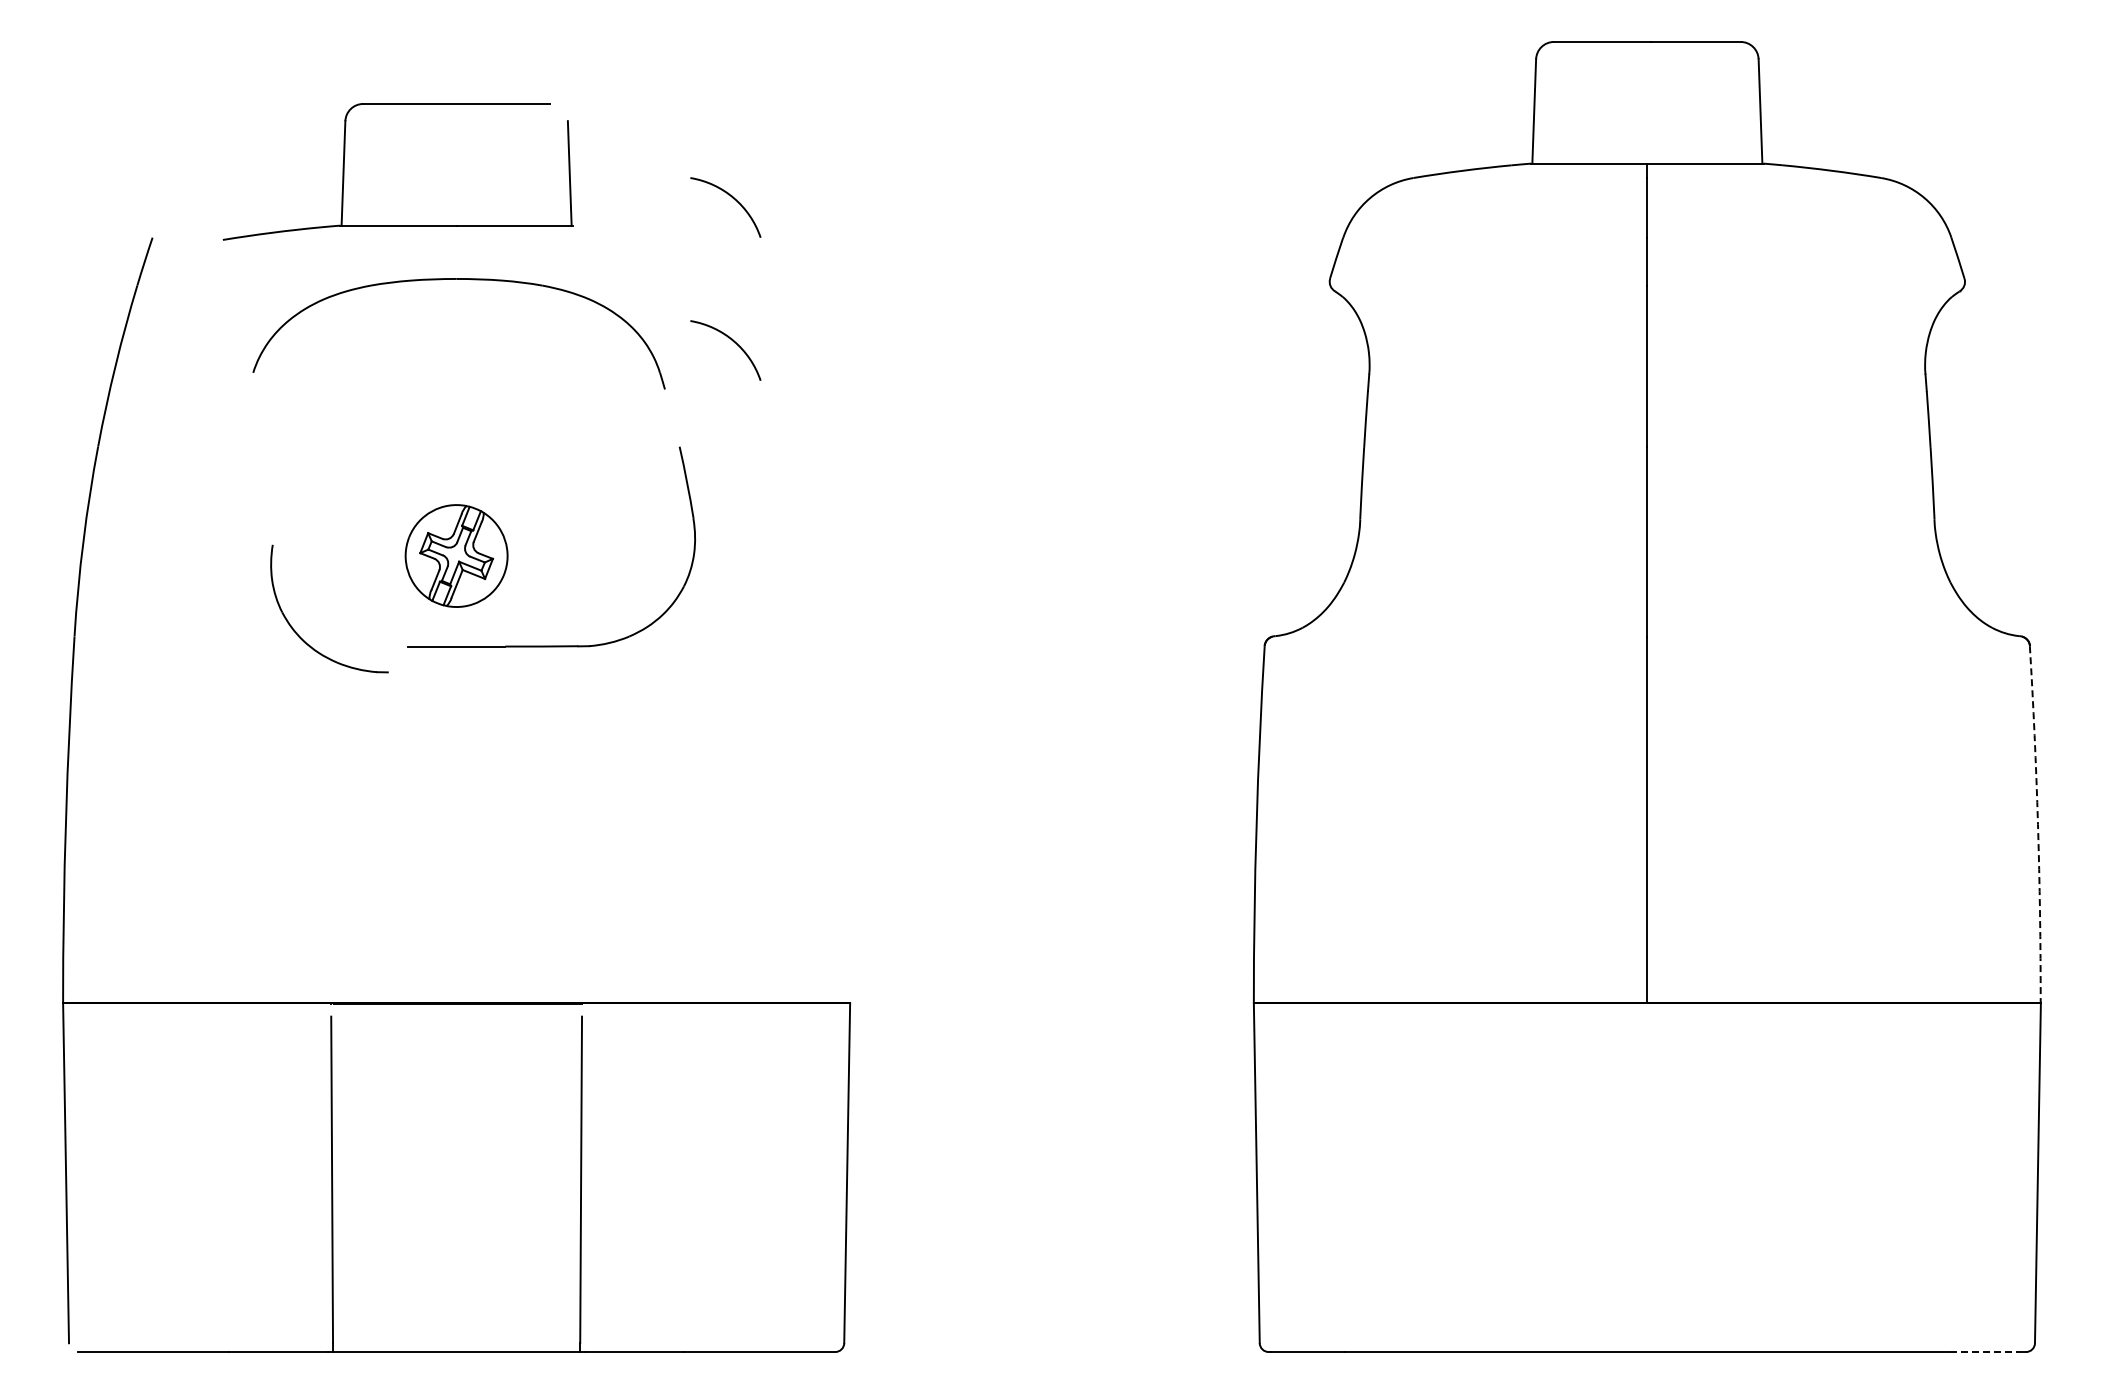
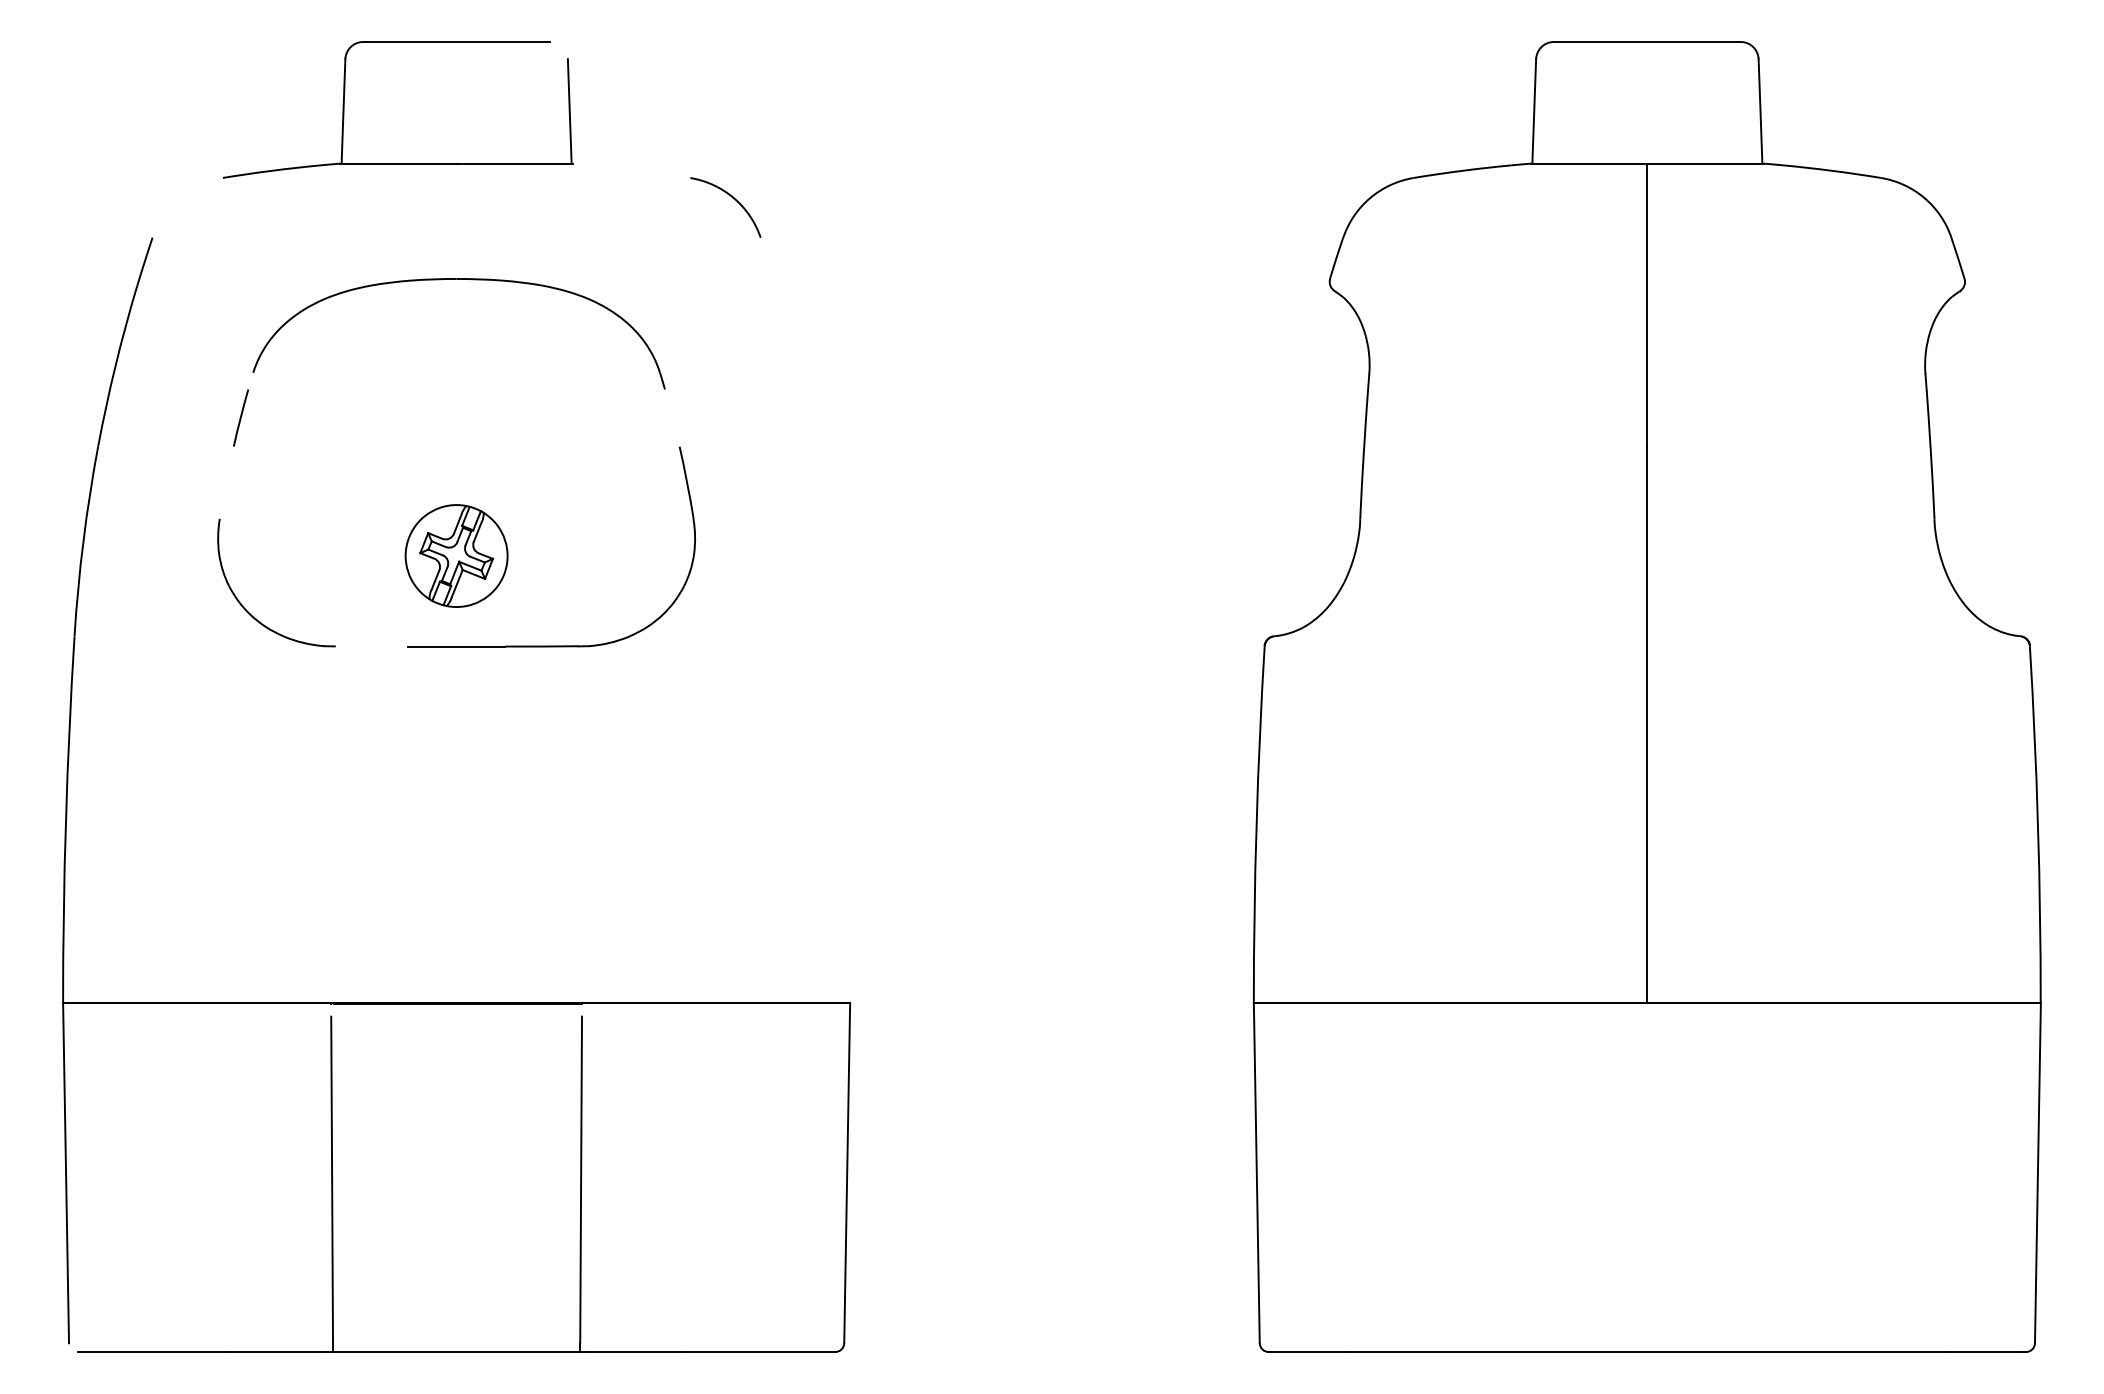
part position: (344, 171) -> (344, 109) (344, 109)
arc: present -> none (733, 342)
line: none -> present (240, 417)
part position: (296, 631) -> (243, 605) (243, 605)
arc: dashed -> solid (2038, 824)
line: dashed -> solid (1987, 1352)
